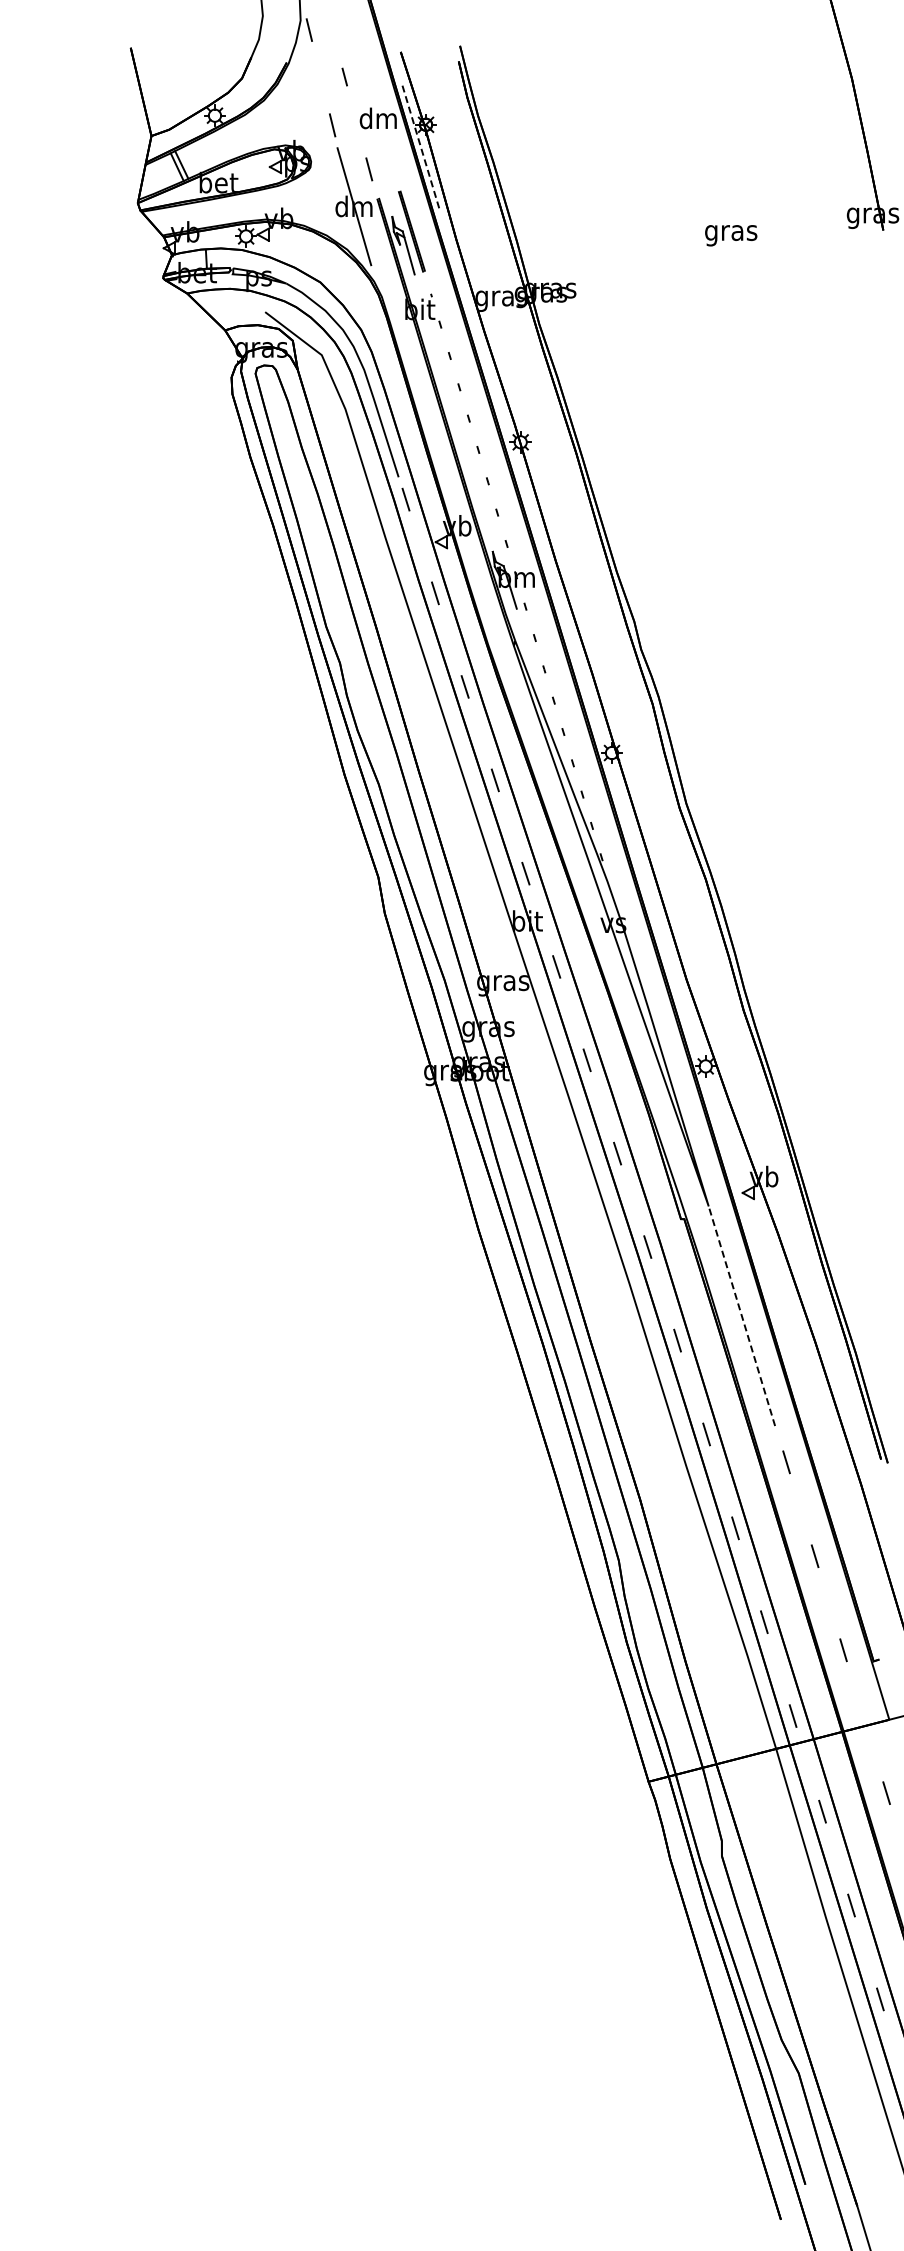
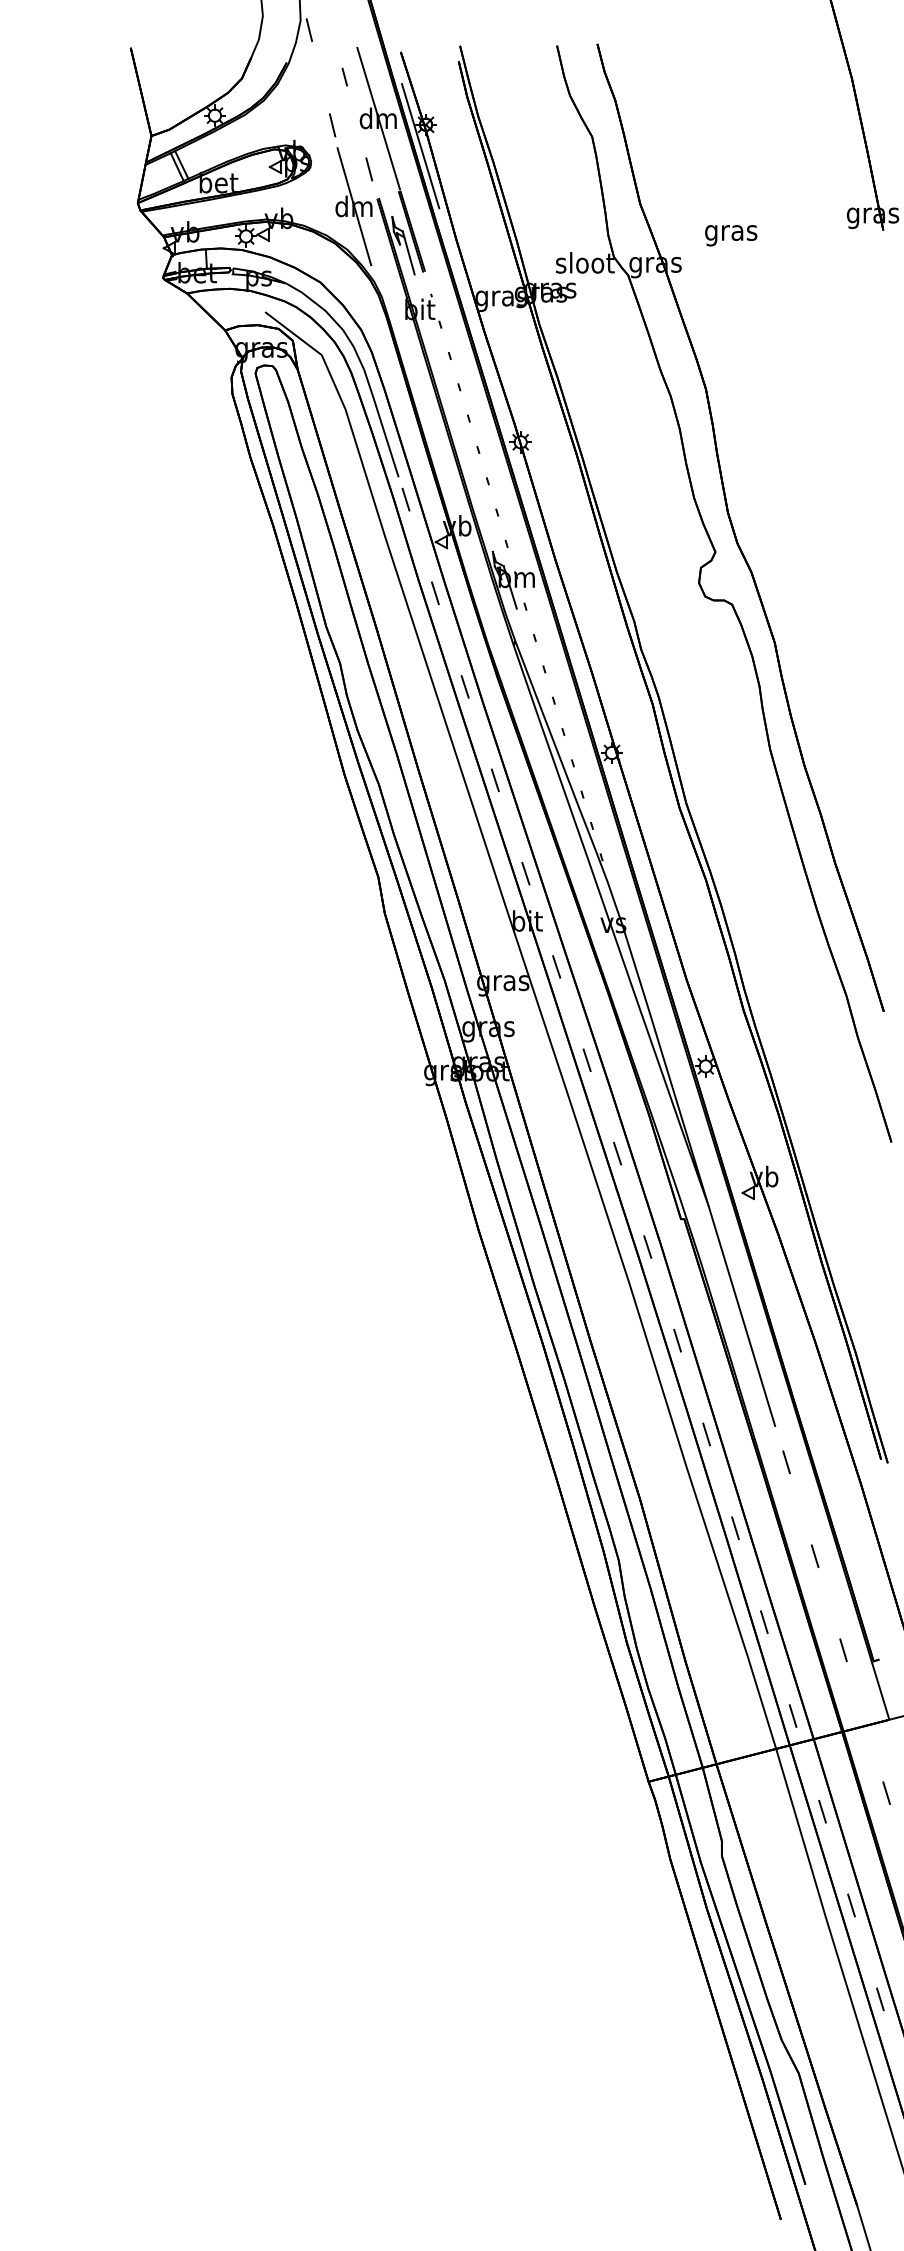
line: none -> present (378, 118)
line: dashed -> solid (420, 146)
part: none -> present (724, 599)
line: dashed -> solid (741, 1316)
